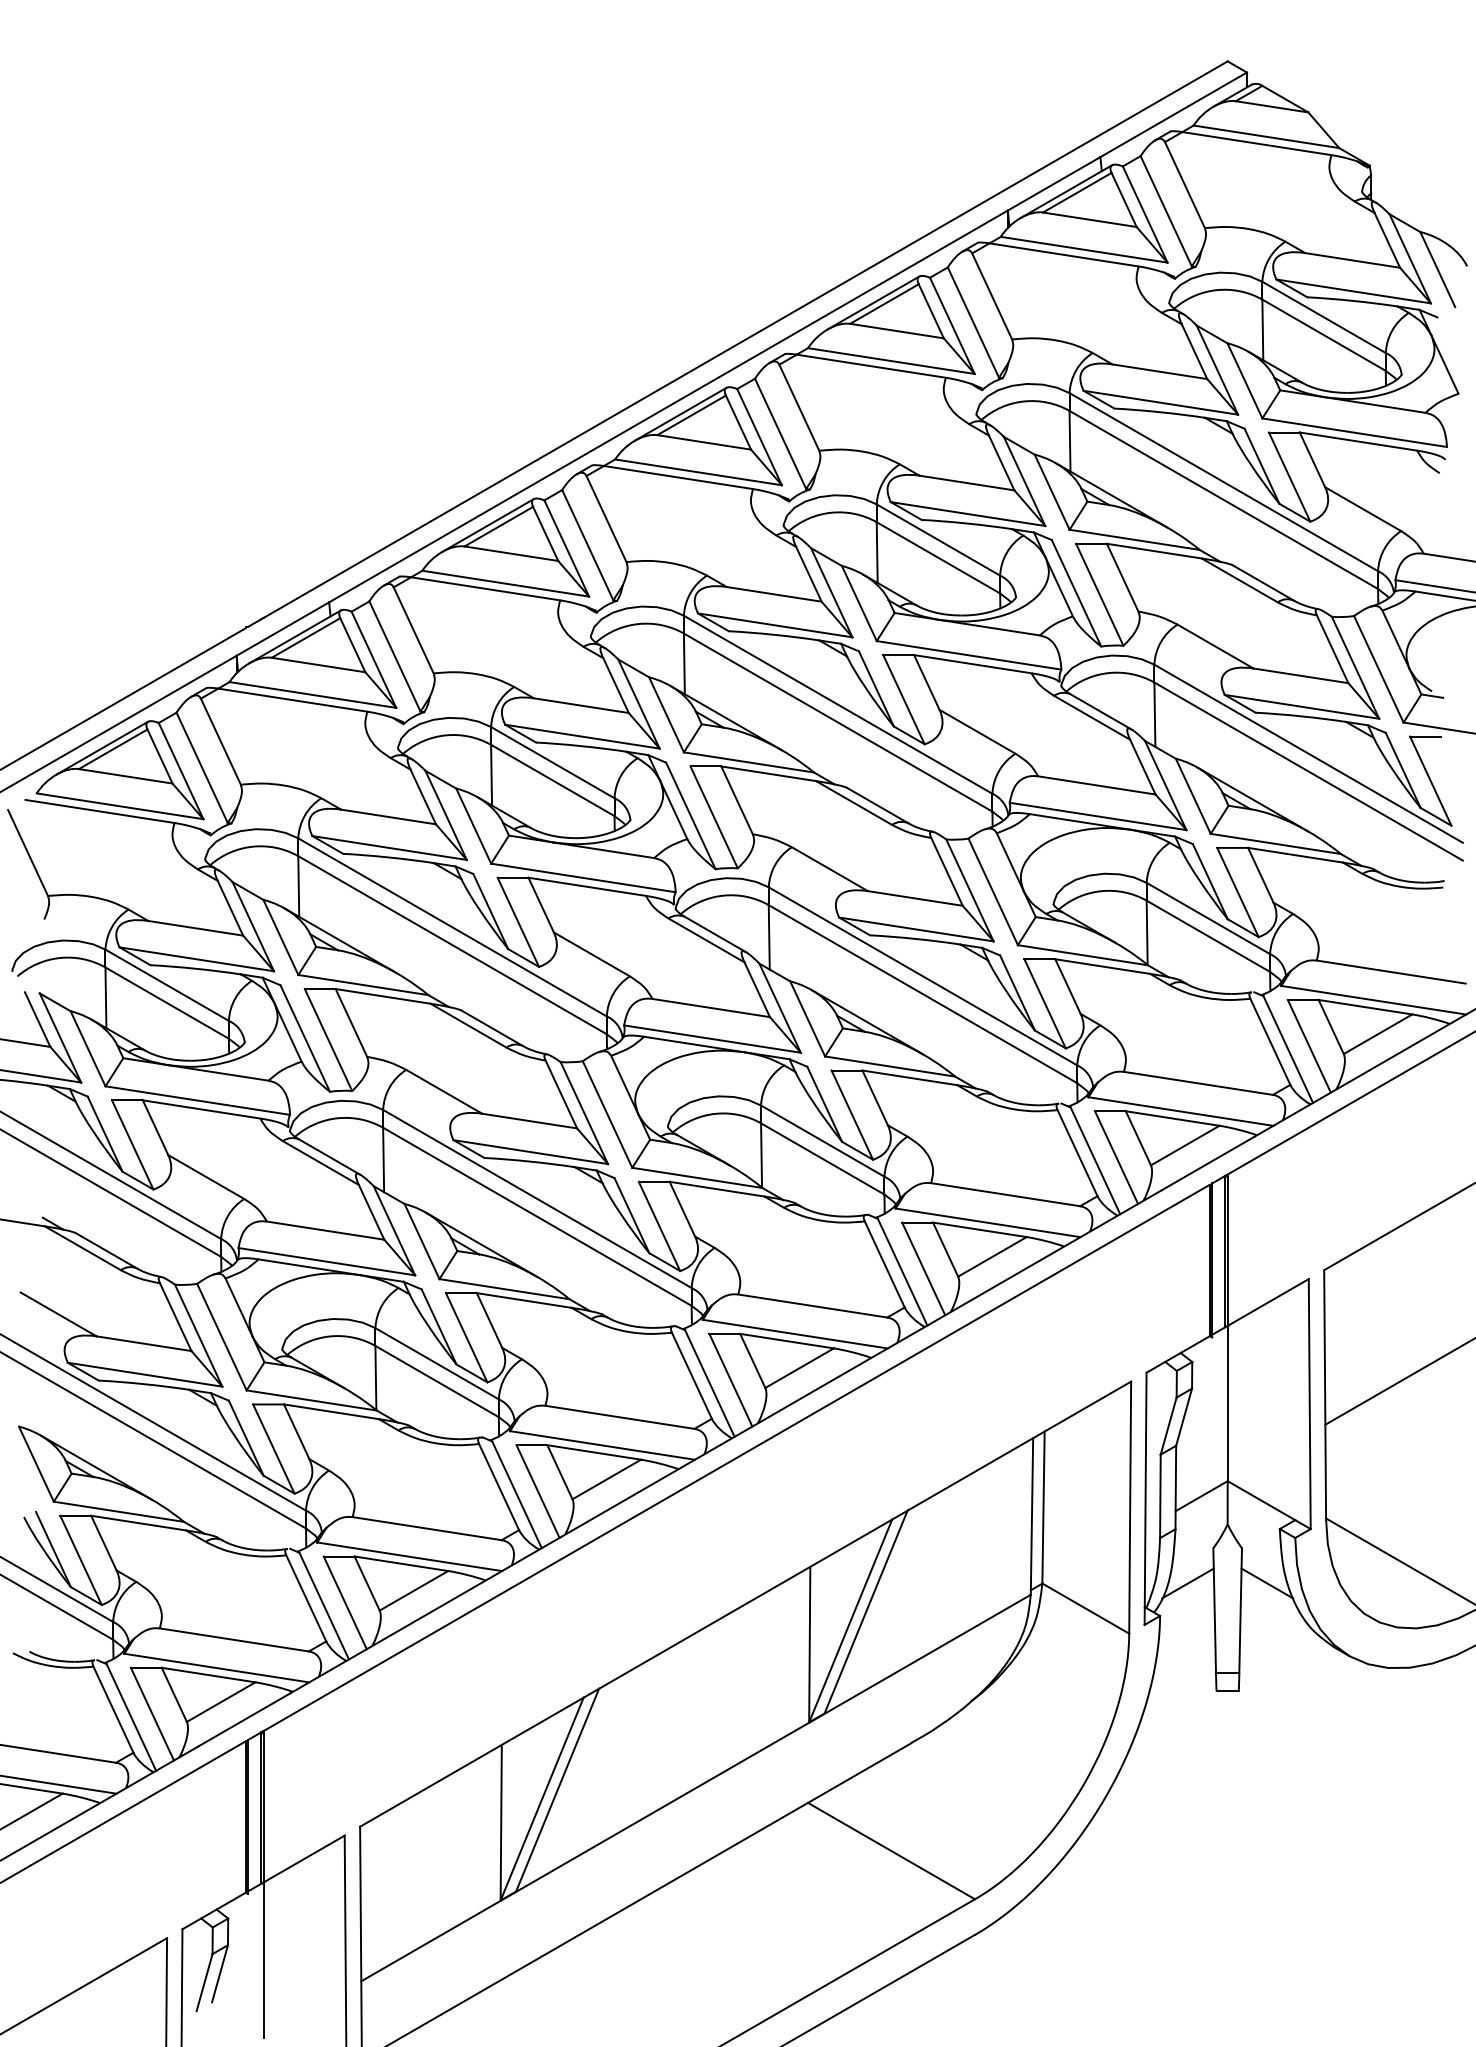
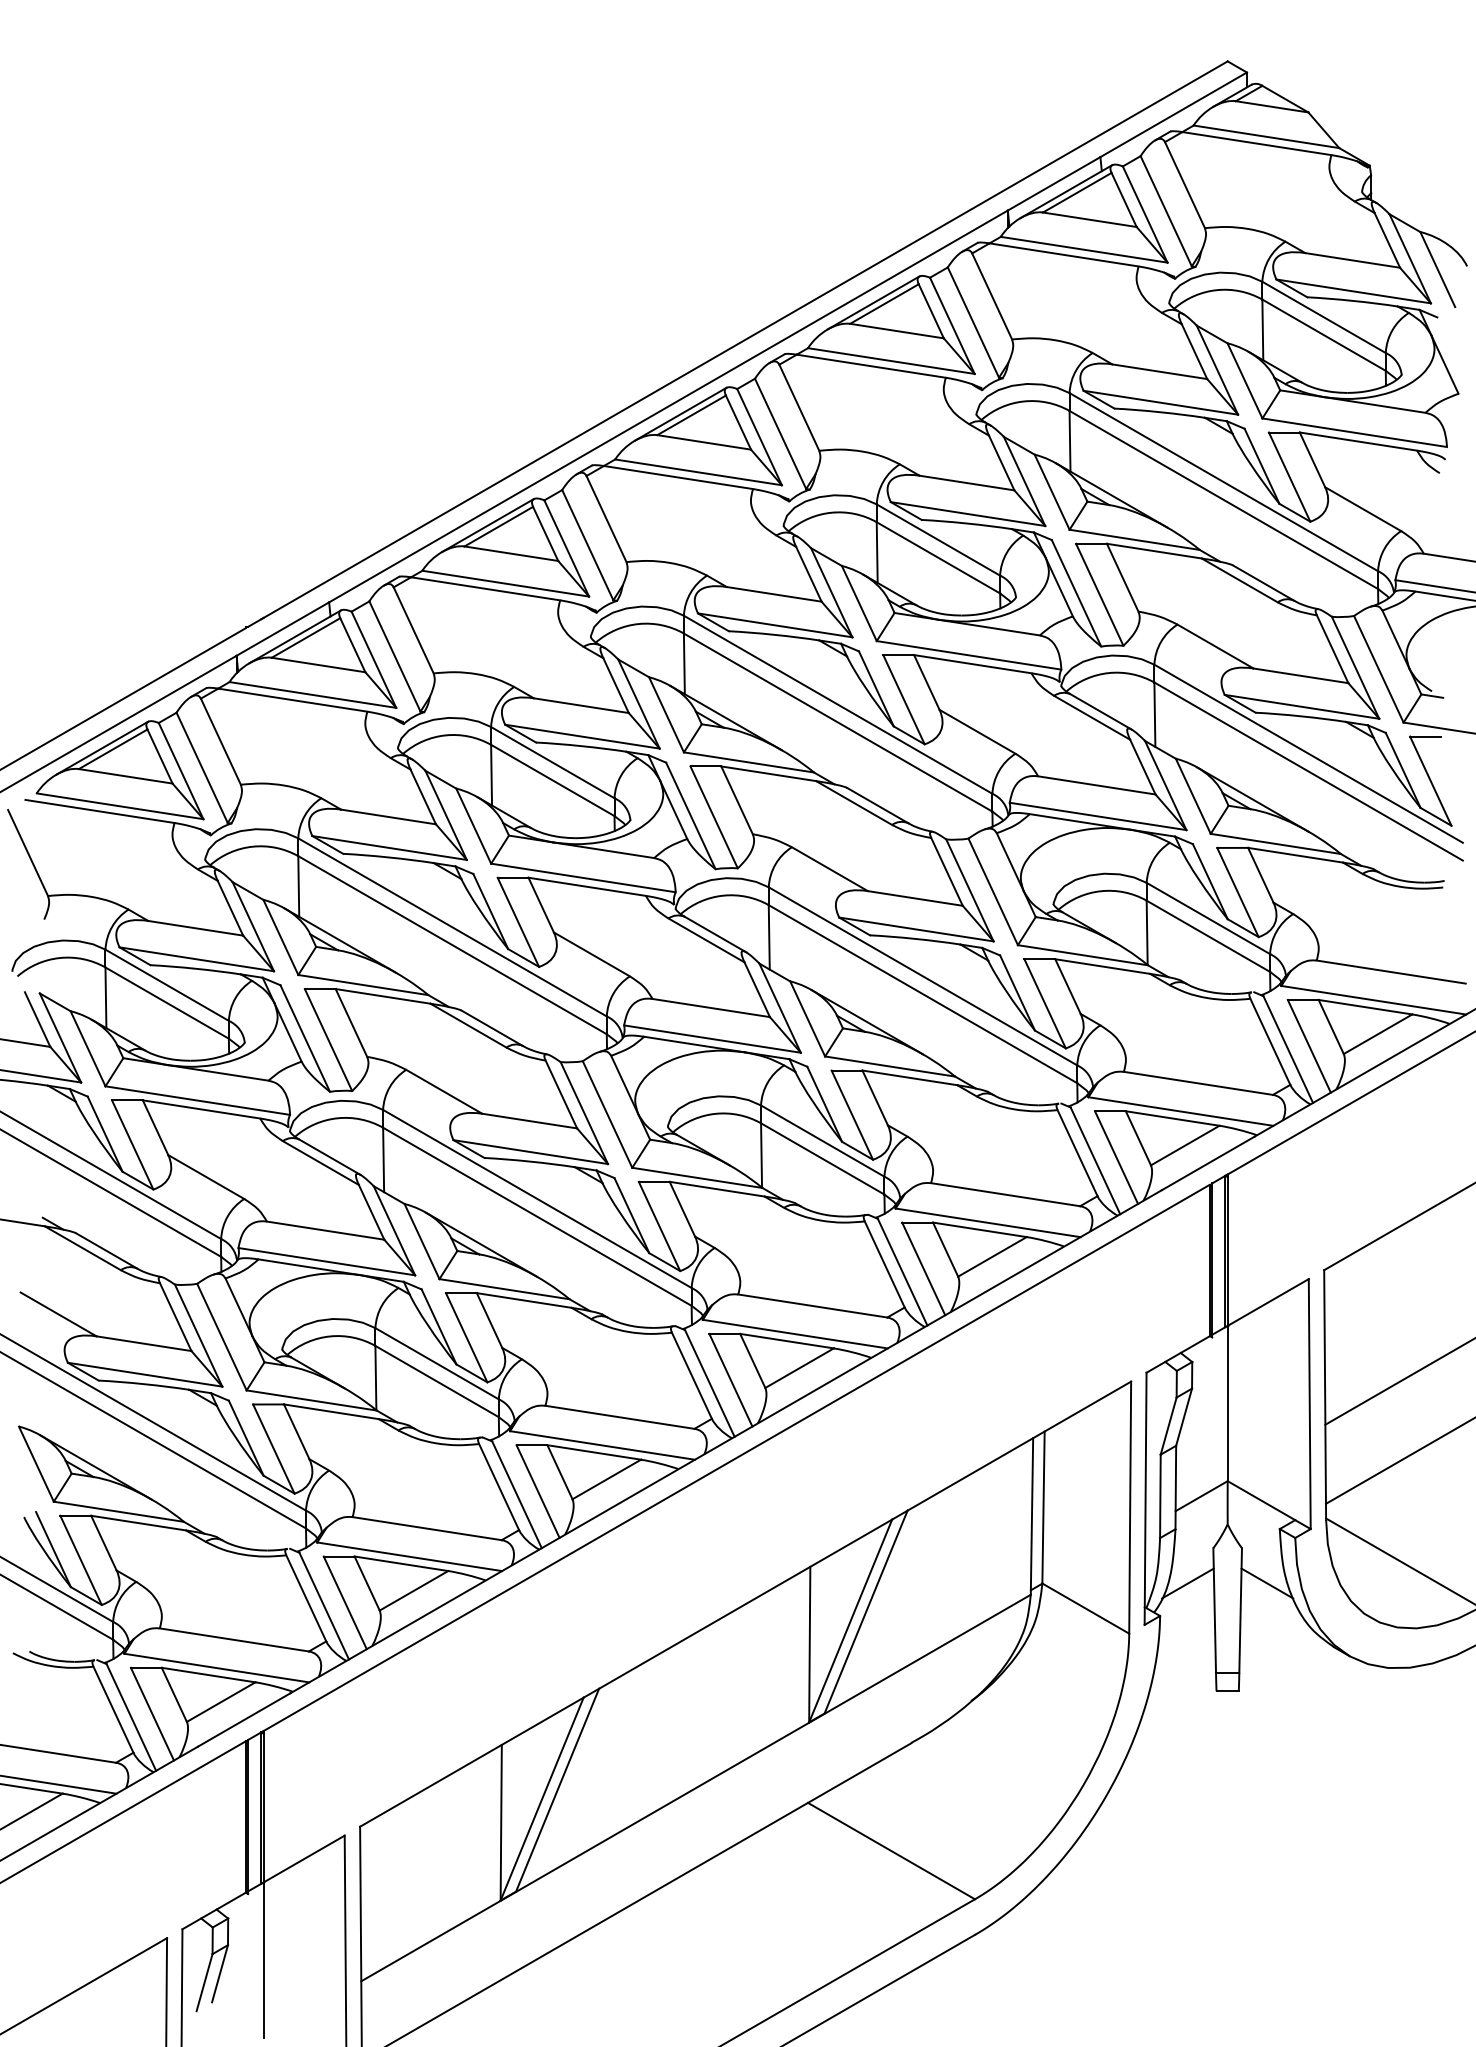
line: none -> present (1399, 1461)
